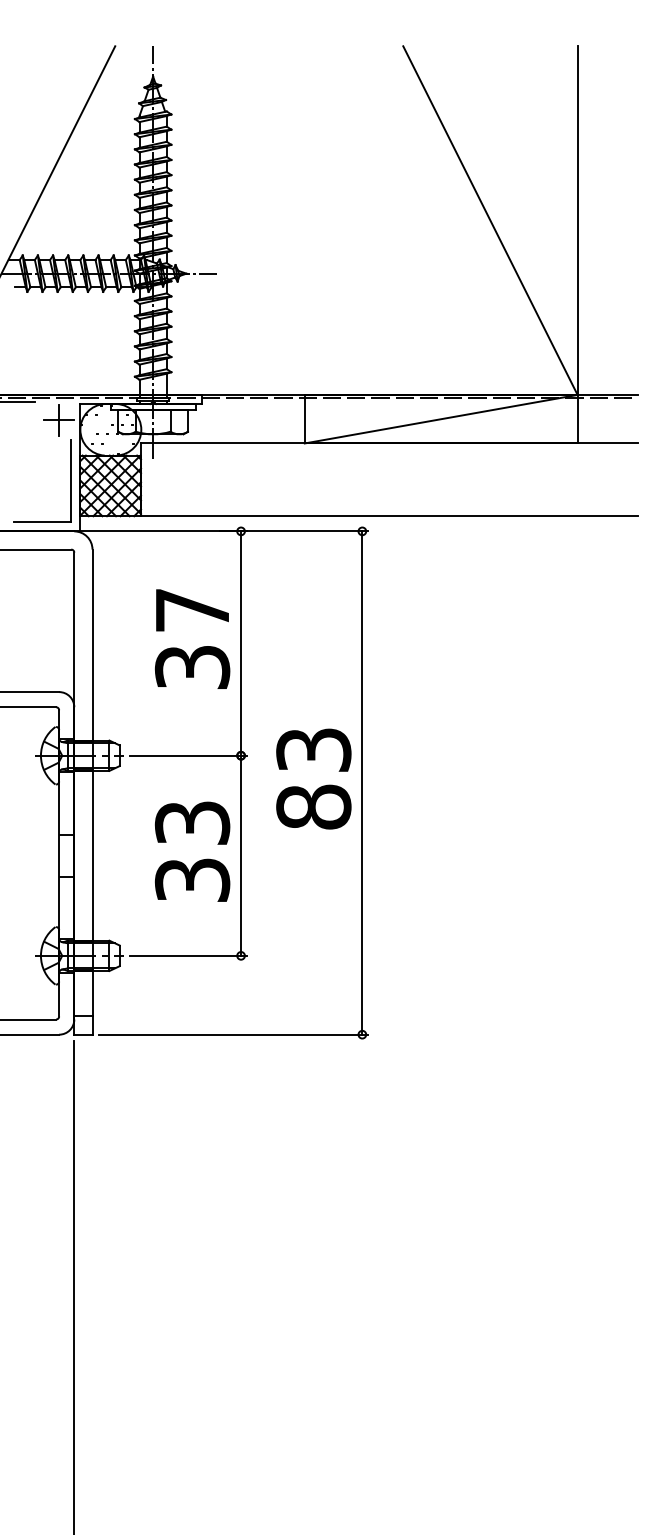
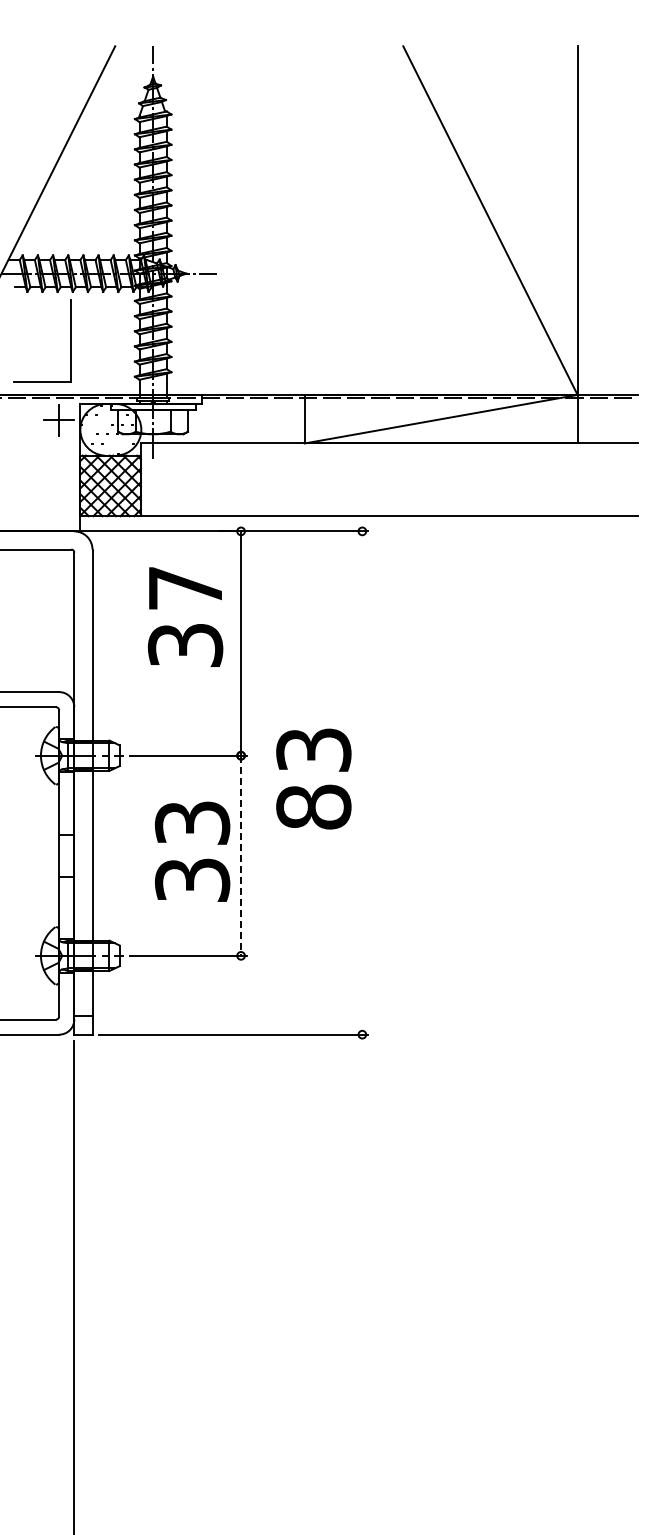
line: present -> none (18, 402)
part position: (70, 480) -> (70, 340) (70, 340)
text position: (192, 638) -> (185, 616) (185, 616)
line: present -> none (362, 782)
line: solid -> dashed (241, 856)
